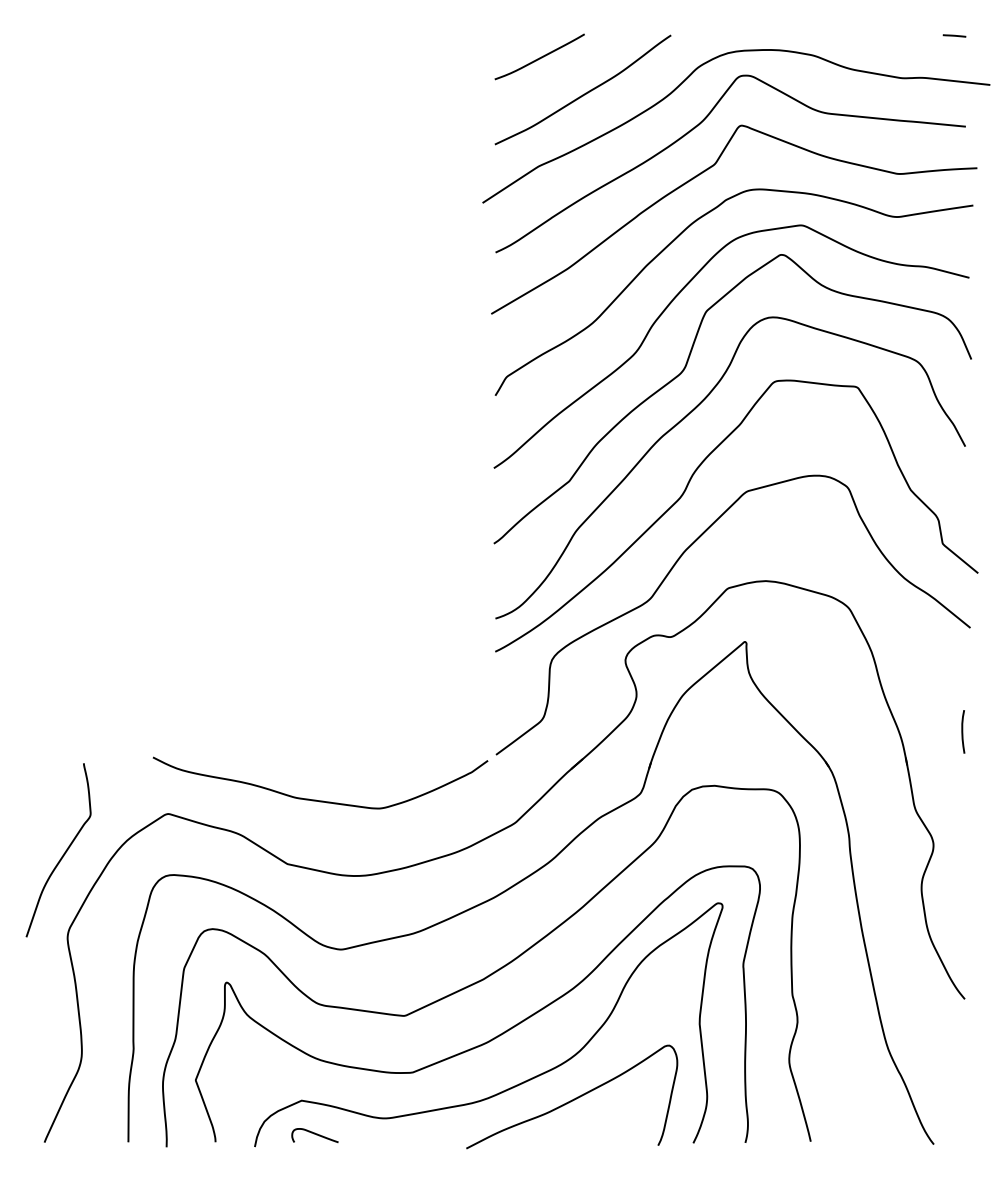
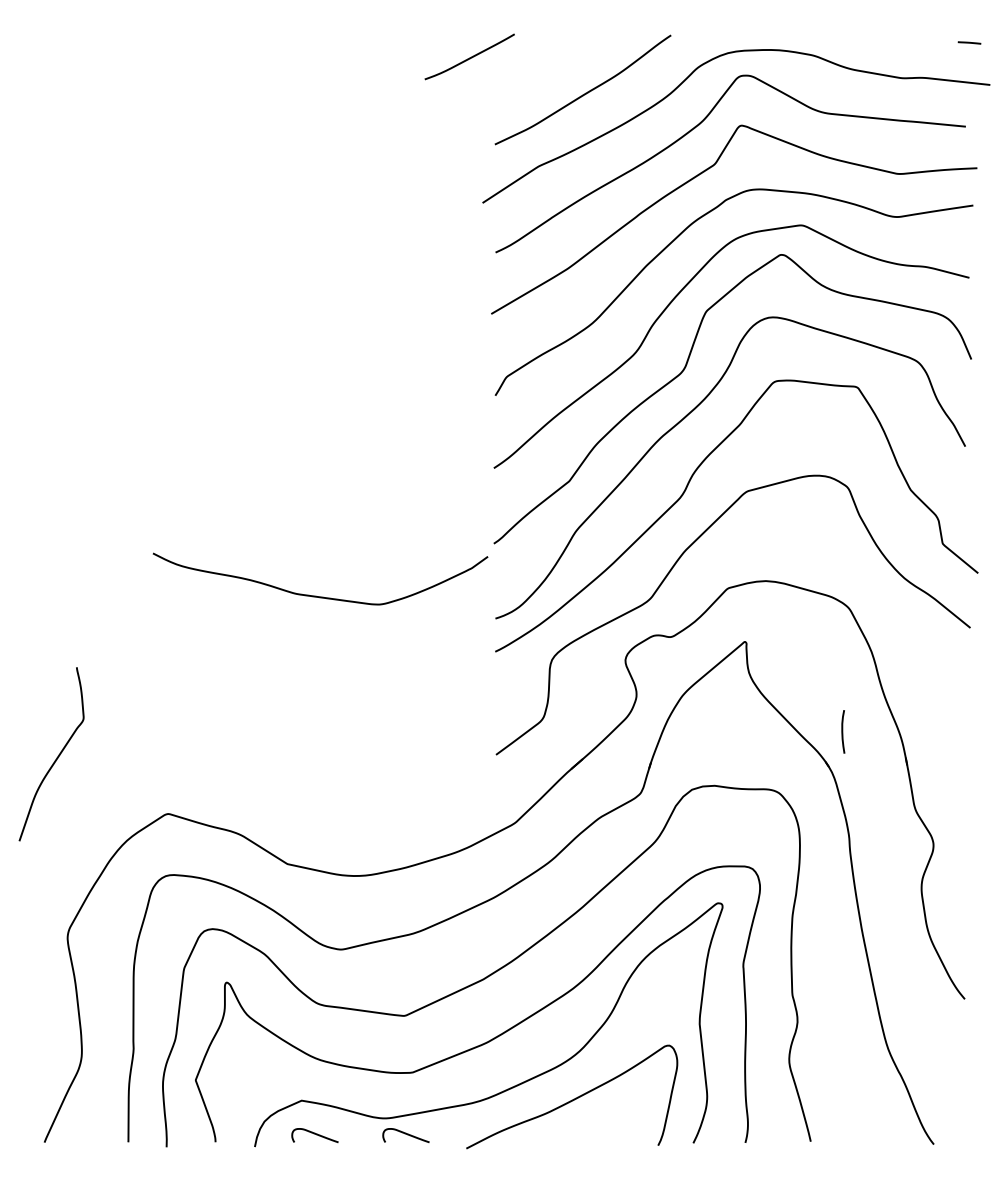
line position: (954, 35) -> (969, 42) (969, 42)
curve position: (539, 57) -> (469, 57) (469, 57)
curve position: (963, 731) -> (843, 731) (843, 731)
curve position: (316, 799) -> (316, 595) (316, 595)
curve position: (63, 853) -> (56, 757) (56, 757)
curve: none -> present (405, 1134)
